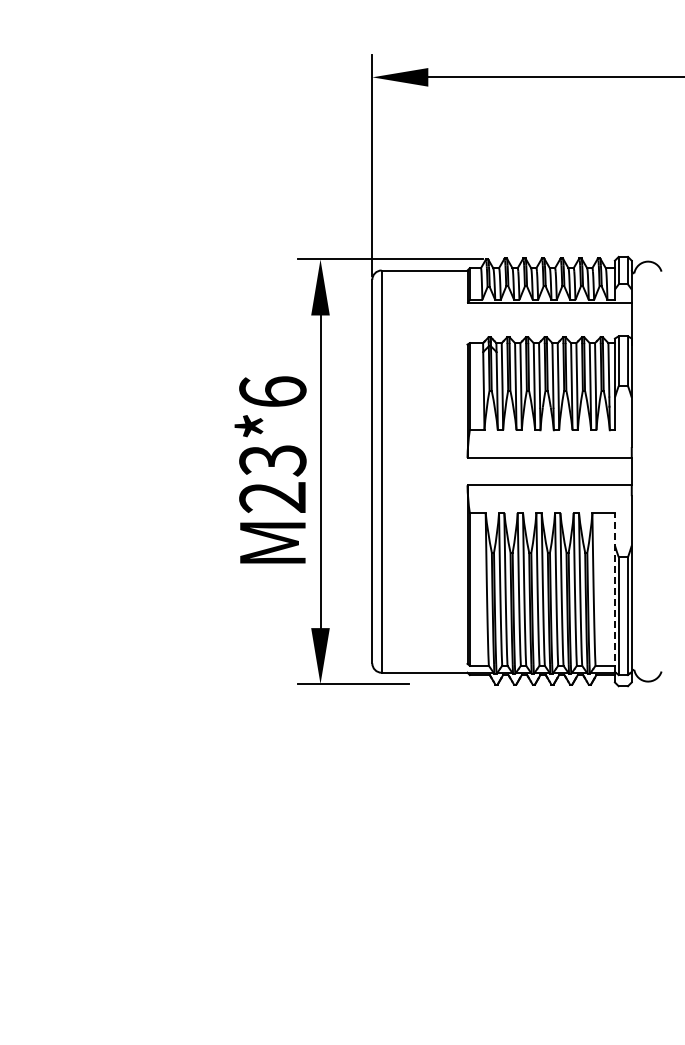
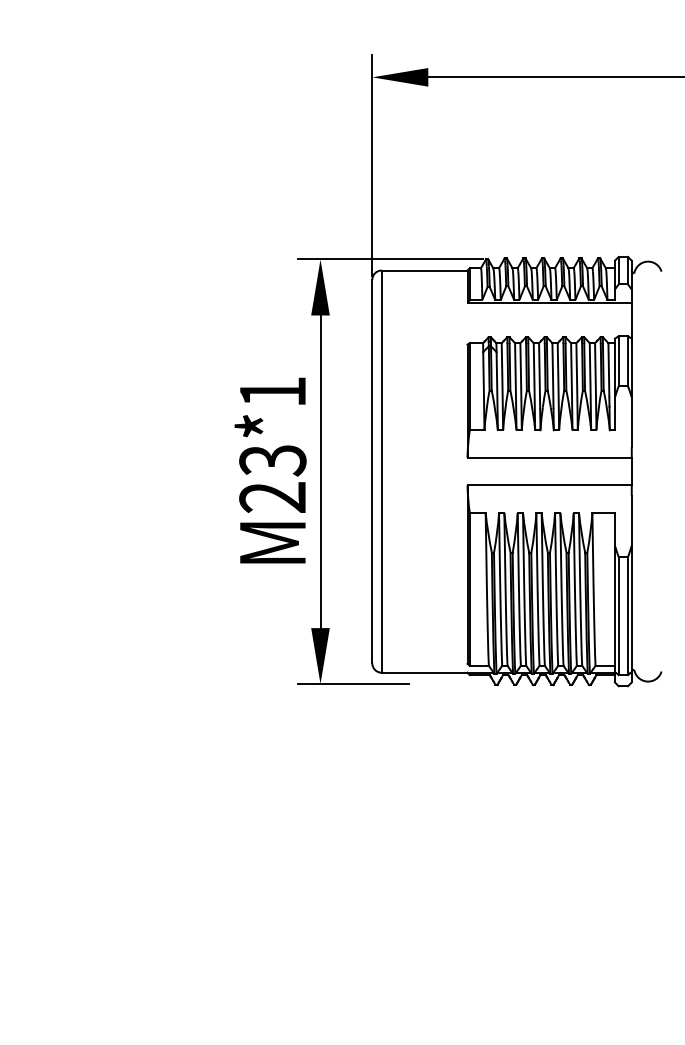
text: M23*6 -> M23*1 (272, 391)
line: dashed -> solid (614, 591)
